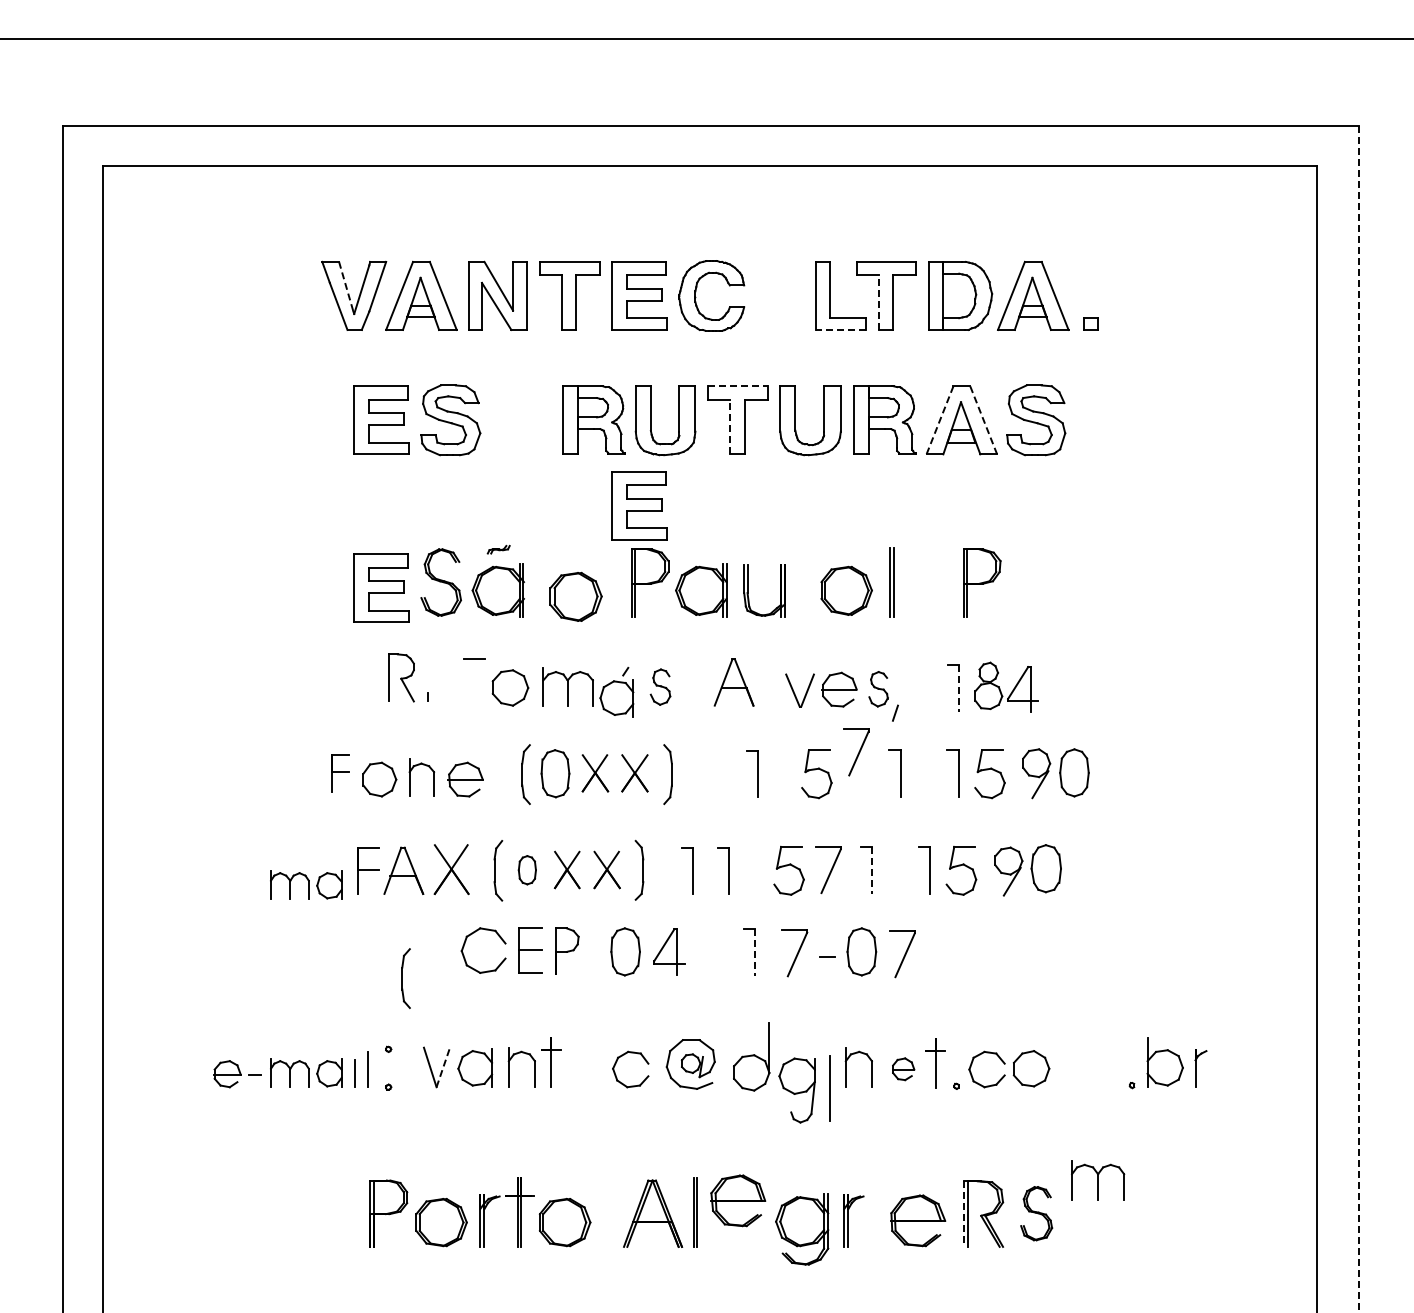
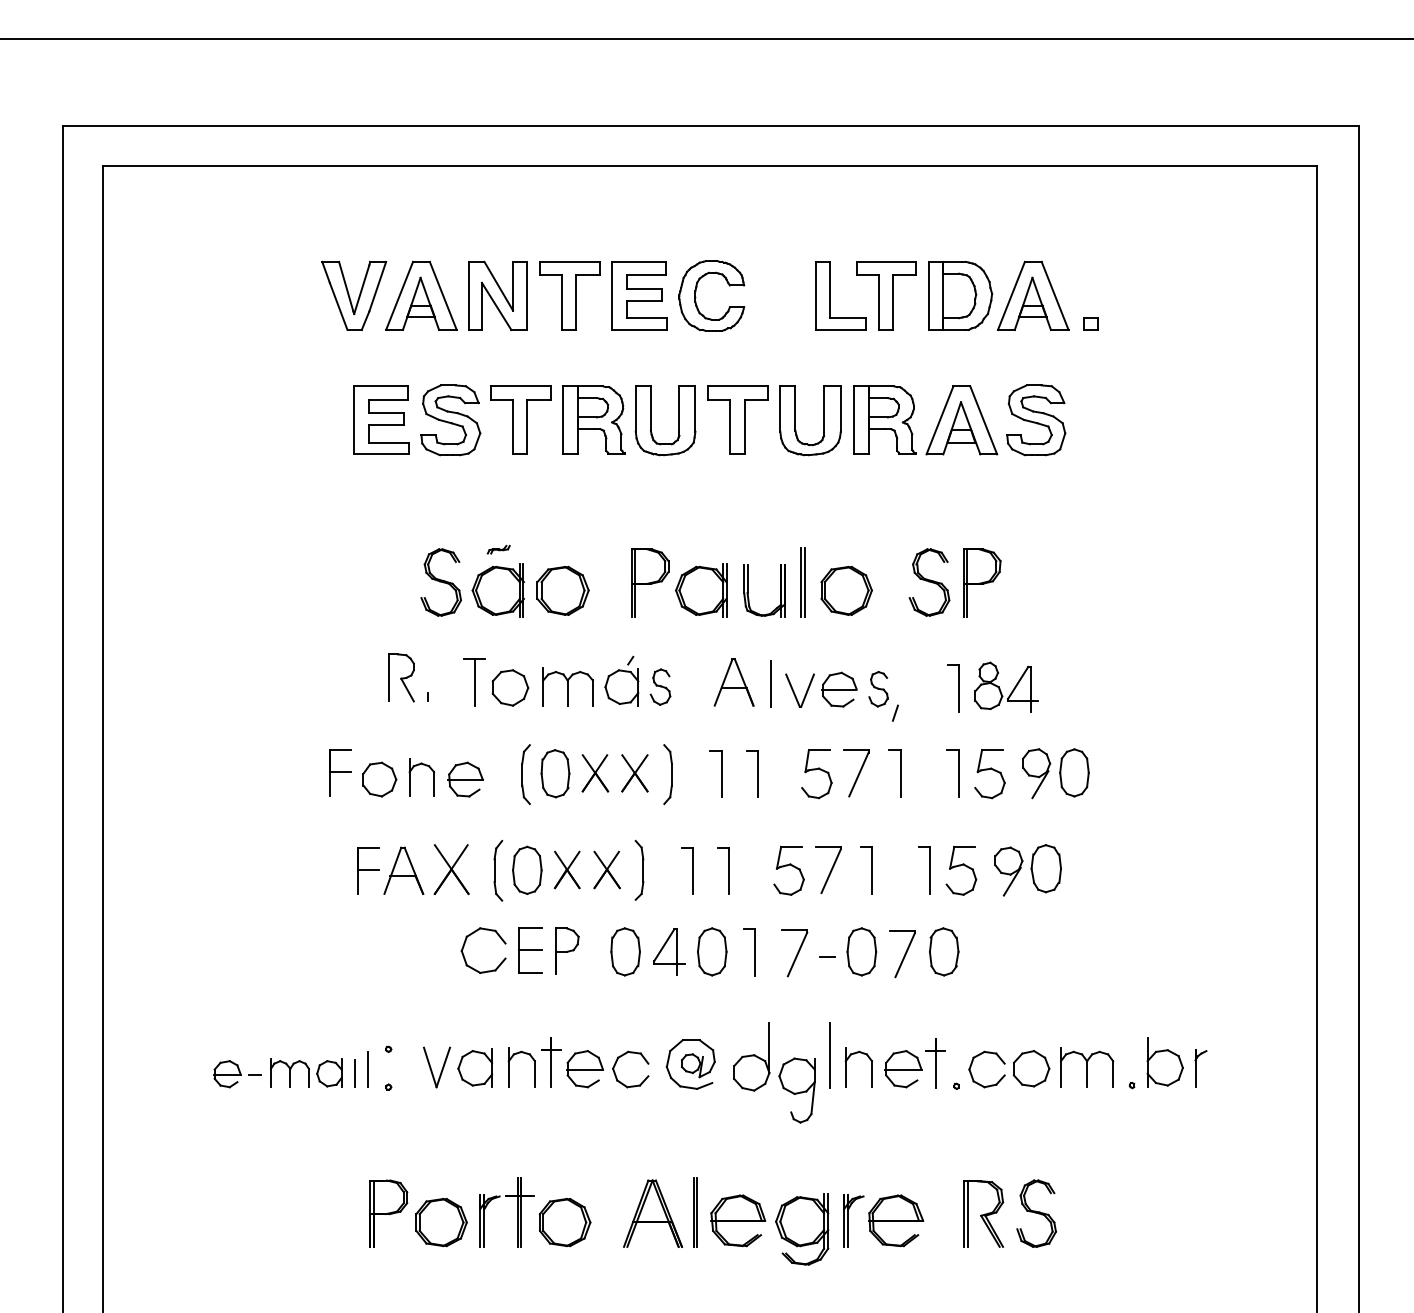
line: dashed -> solid (346, 286)
line: dashed -> solid (878, 302)
line: dashed -> solid (840, 329)
line: dashed -> solid (737, 386)
part: none -> present (520, 419)
line: dashed -> solid (940, 420)
line: dashed -> solid (983, 420)
line: dashed -> solid (729, 426)
part: present -> none (639, 505)
part position: (891, 582) -> (802, 582) (802, 582)
part: none -> present (929, 582)
part: present -> none (381, 587)
part position: (575, 596) -> (562, 590) (562, 590)
line: none -> present (475, 681)
line: none -> present (770, 683)
line: dashed -> solid (959, 688)
part position: (616, 691) -> (621, 680) (621, 680)
line: dashed -> solid (1358, 719)
part position: (856, 752) -> (856, 773) (856, 773)
part size: 19x39 px -> 23x48 px (340, 772)
part: none -> present (715, 773)
part size: 20x31 px -> 31x50 px (527, 869)
line: dashed -> solid (871, 870)
part: present -> none (306, 884)
part: none -> present (712, 951)
part: none -> present (944, 951)
line: dashed -> solid (755, 952)
part: present -> none (405, 978)
line: dashed -> solid (443, 1067)
part: none -> present (584, 1069)
part size: 24x25 px -> 39x39 px (903, 1069)
line position: (829, 1088) -> (829, 1055) (829, 1055)
part position: (1098, 1180) -> (1087, 1067) (1087, 1067)
part position: (738, 1200) -> (738, 1220) (738, 1220)
part size: 34x56 px -> 41x69 px (1036, 1213)
line: dashed -> solid (963, 1214)
part position: (918, 1220) -> (896, 1220) (896, 1220)
